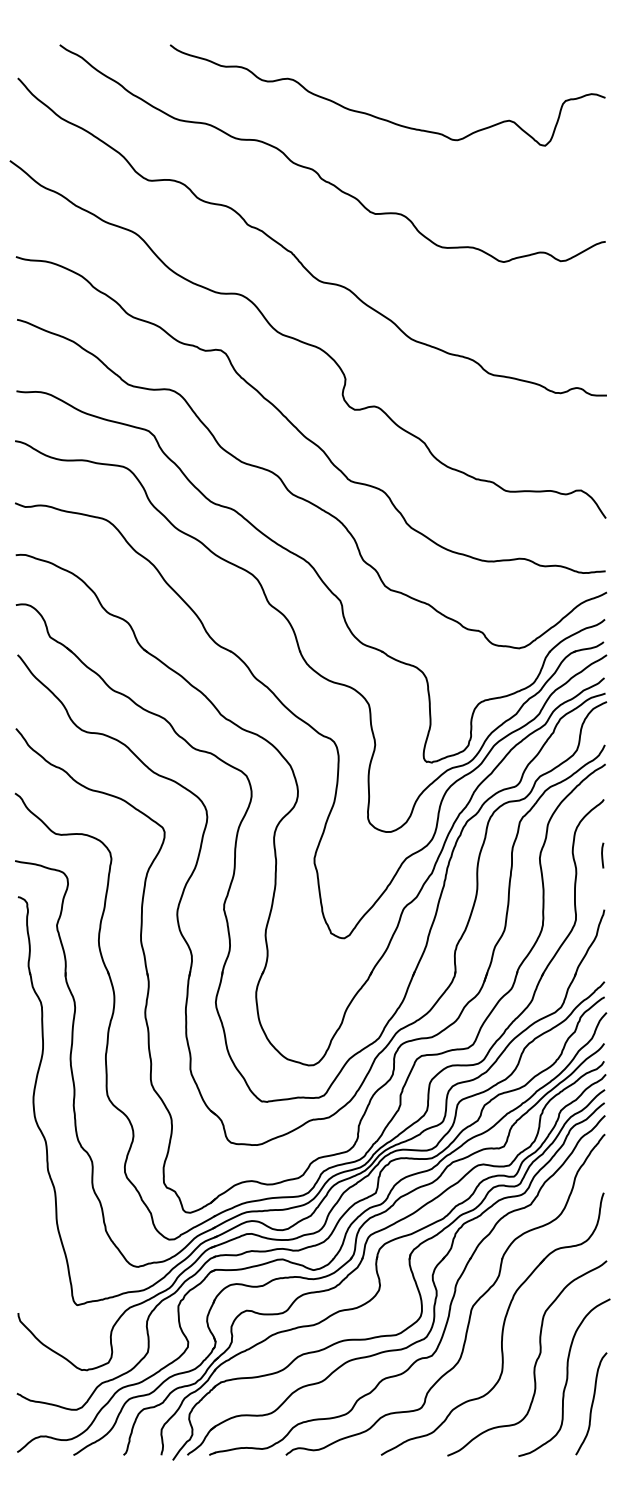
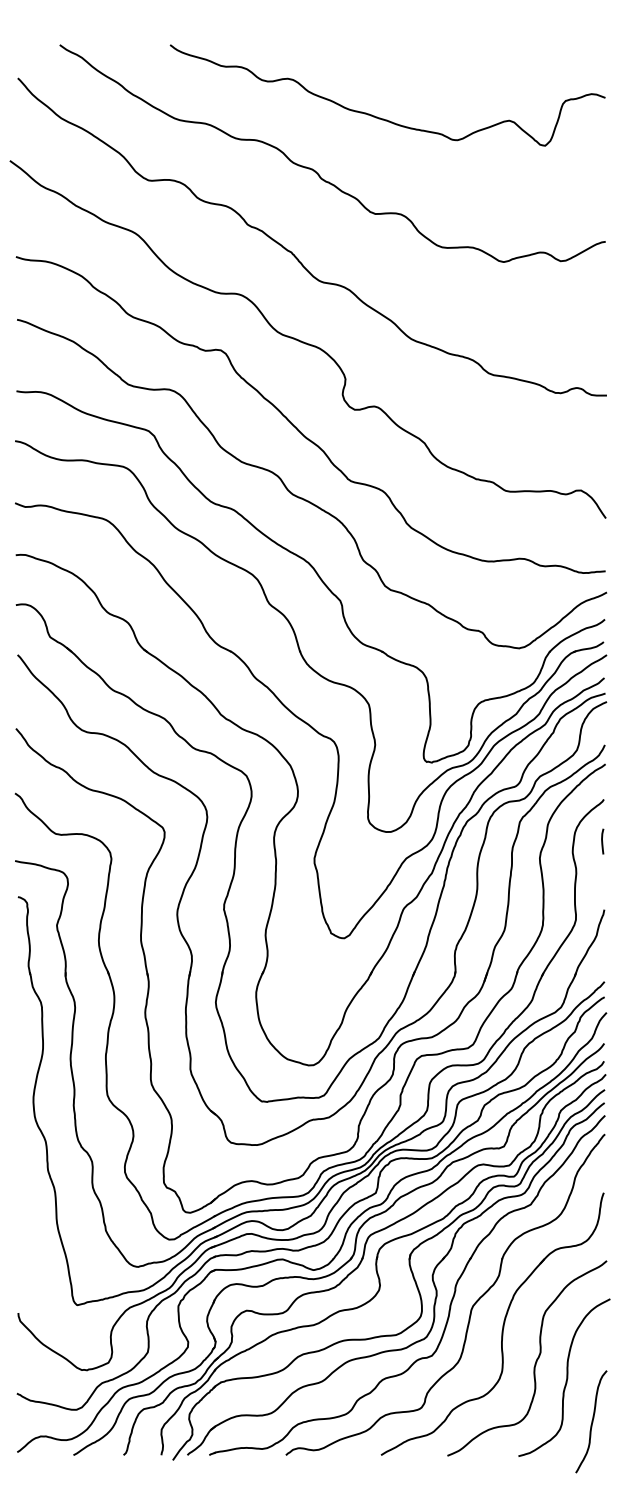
line position: (602, 855) -> (602, 841) (602, 841)
curve position: (591, 1403) -> (591, 1421) (591, 1421)
